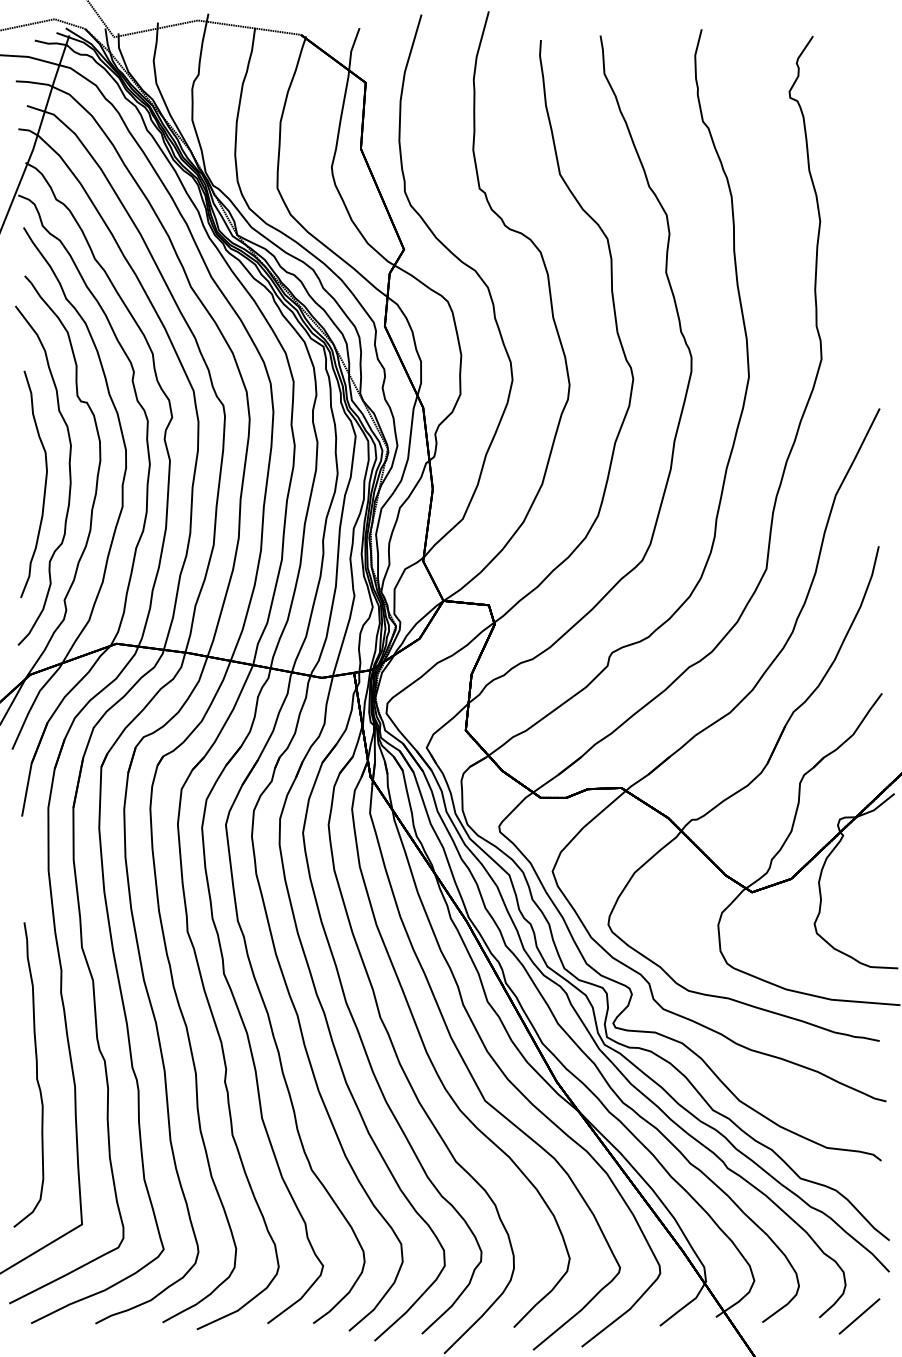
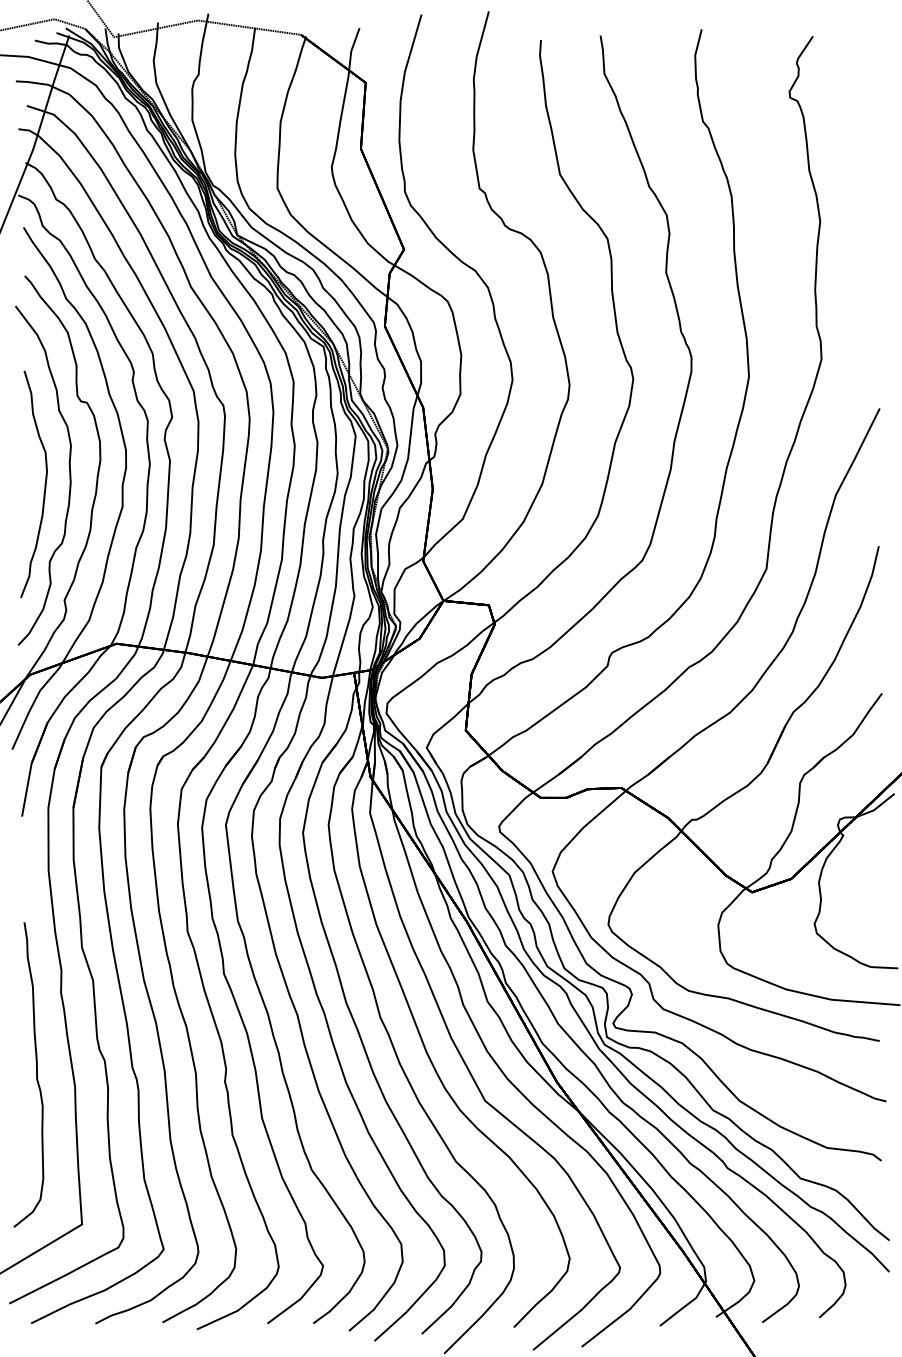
line: present -> none (859, 1316)
